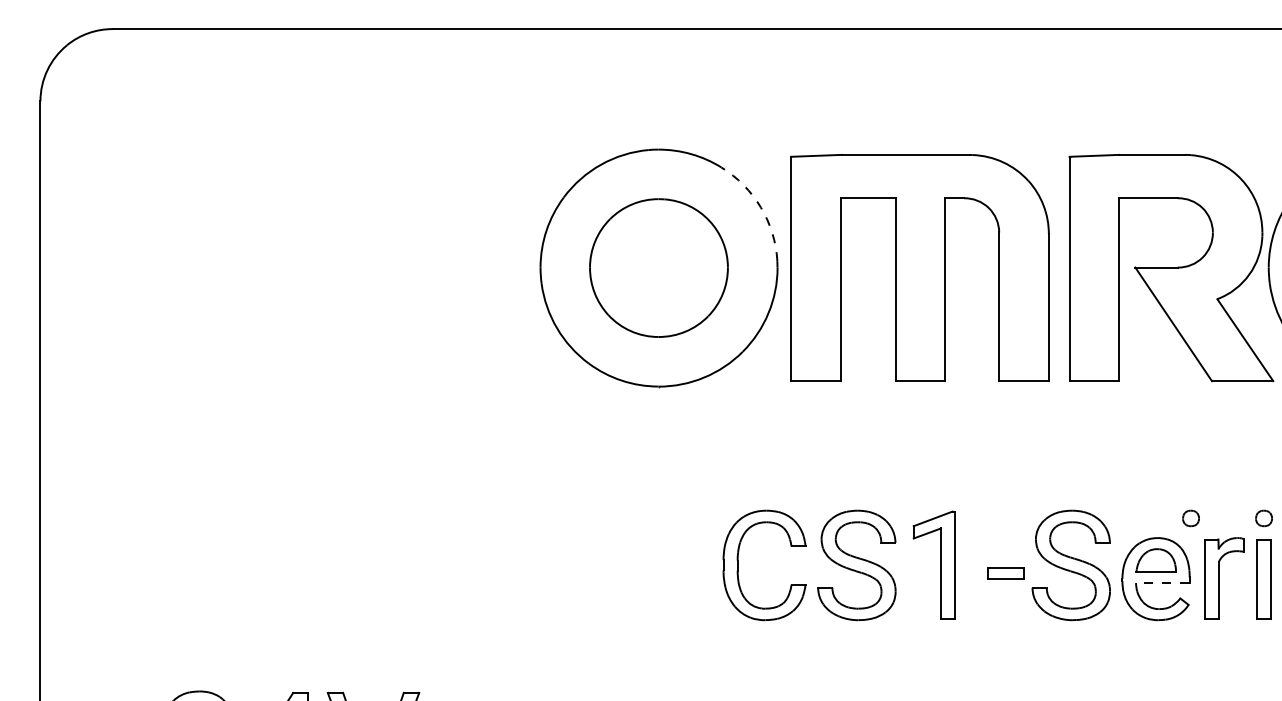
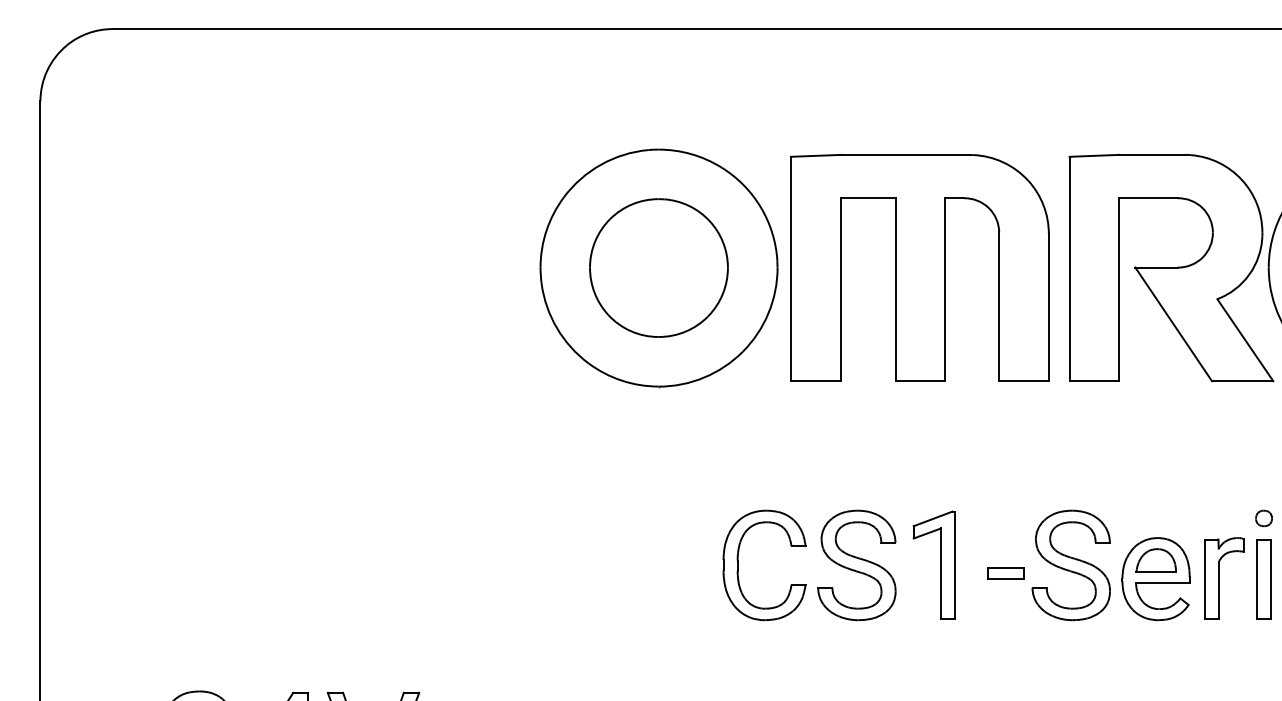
arc: dashed -> solid (760, 207)
part: present -> none (1190, 518)
line: dashed -> solid (1162, 582)
